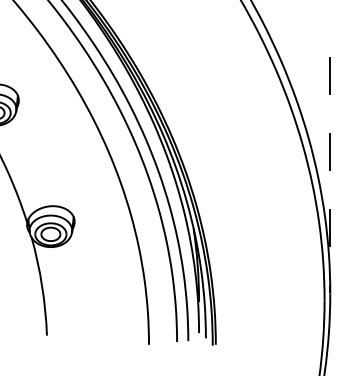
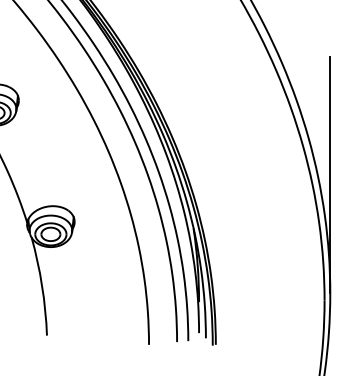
line: dashed -> solid (330, 175)
